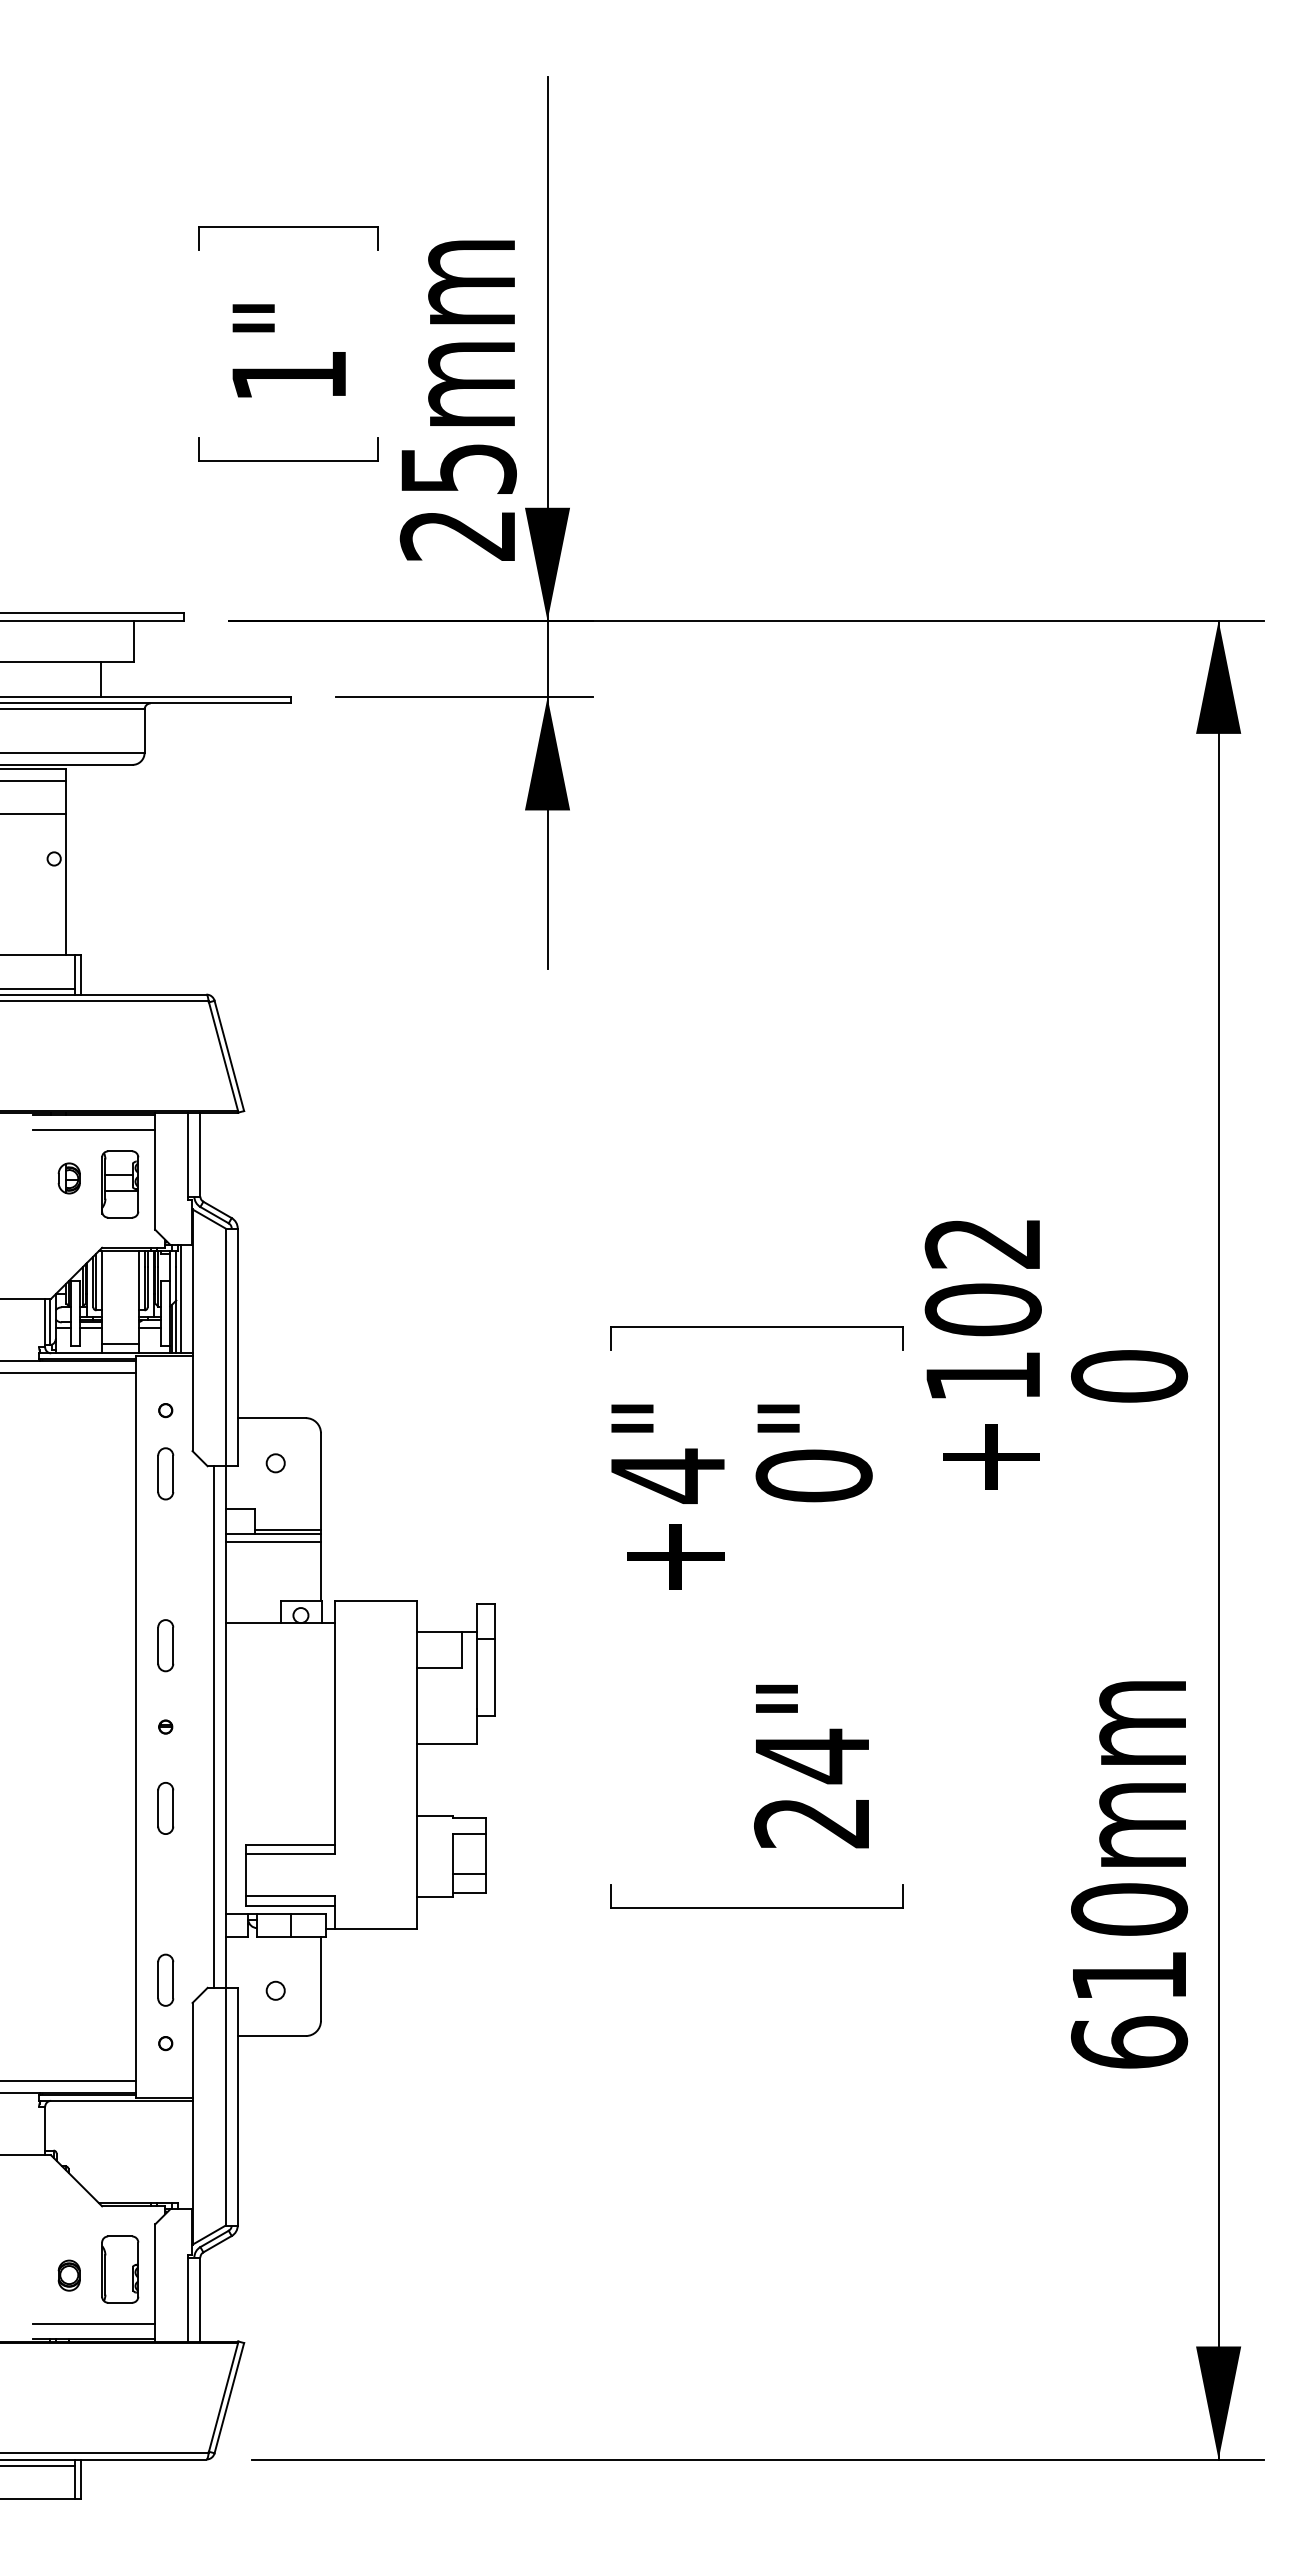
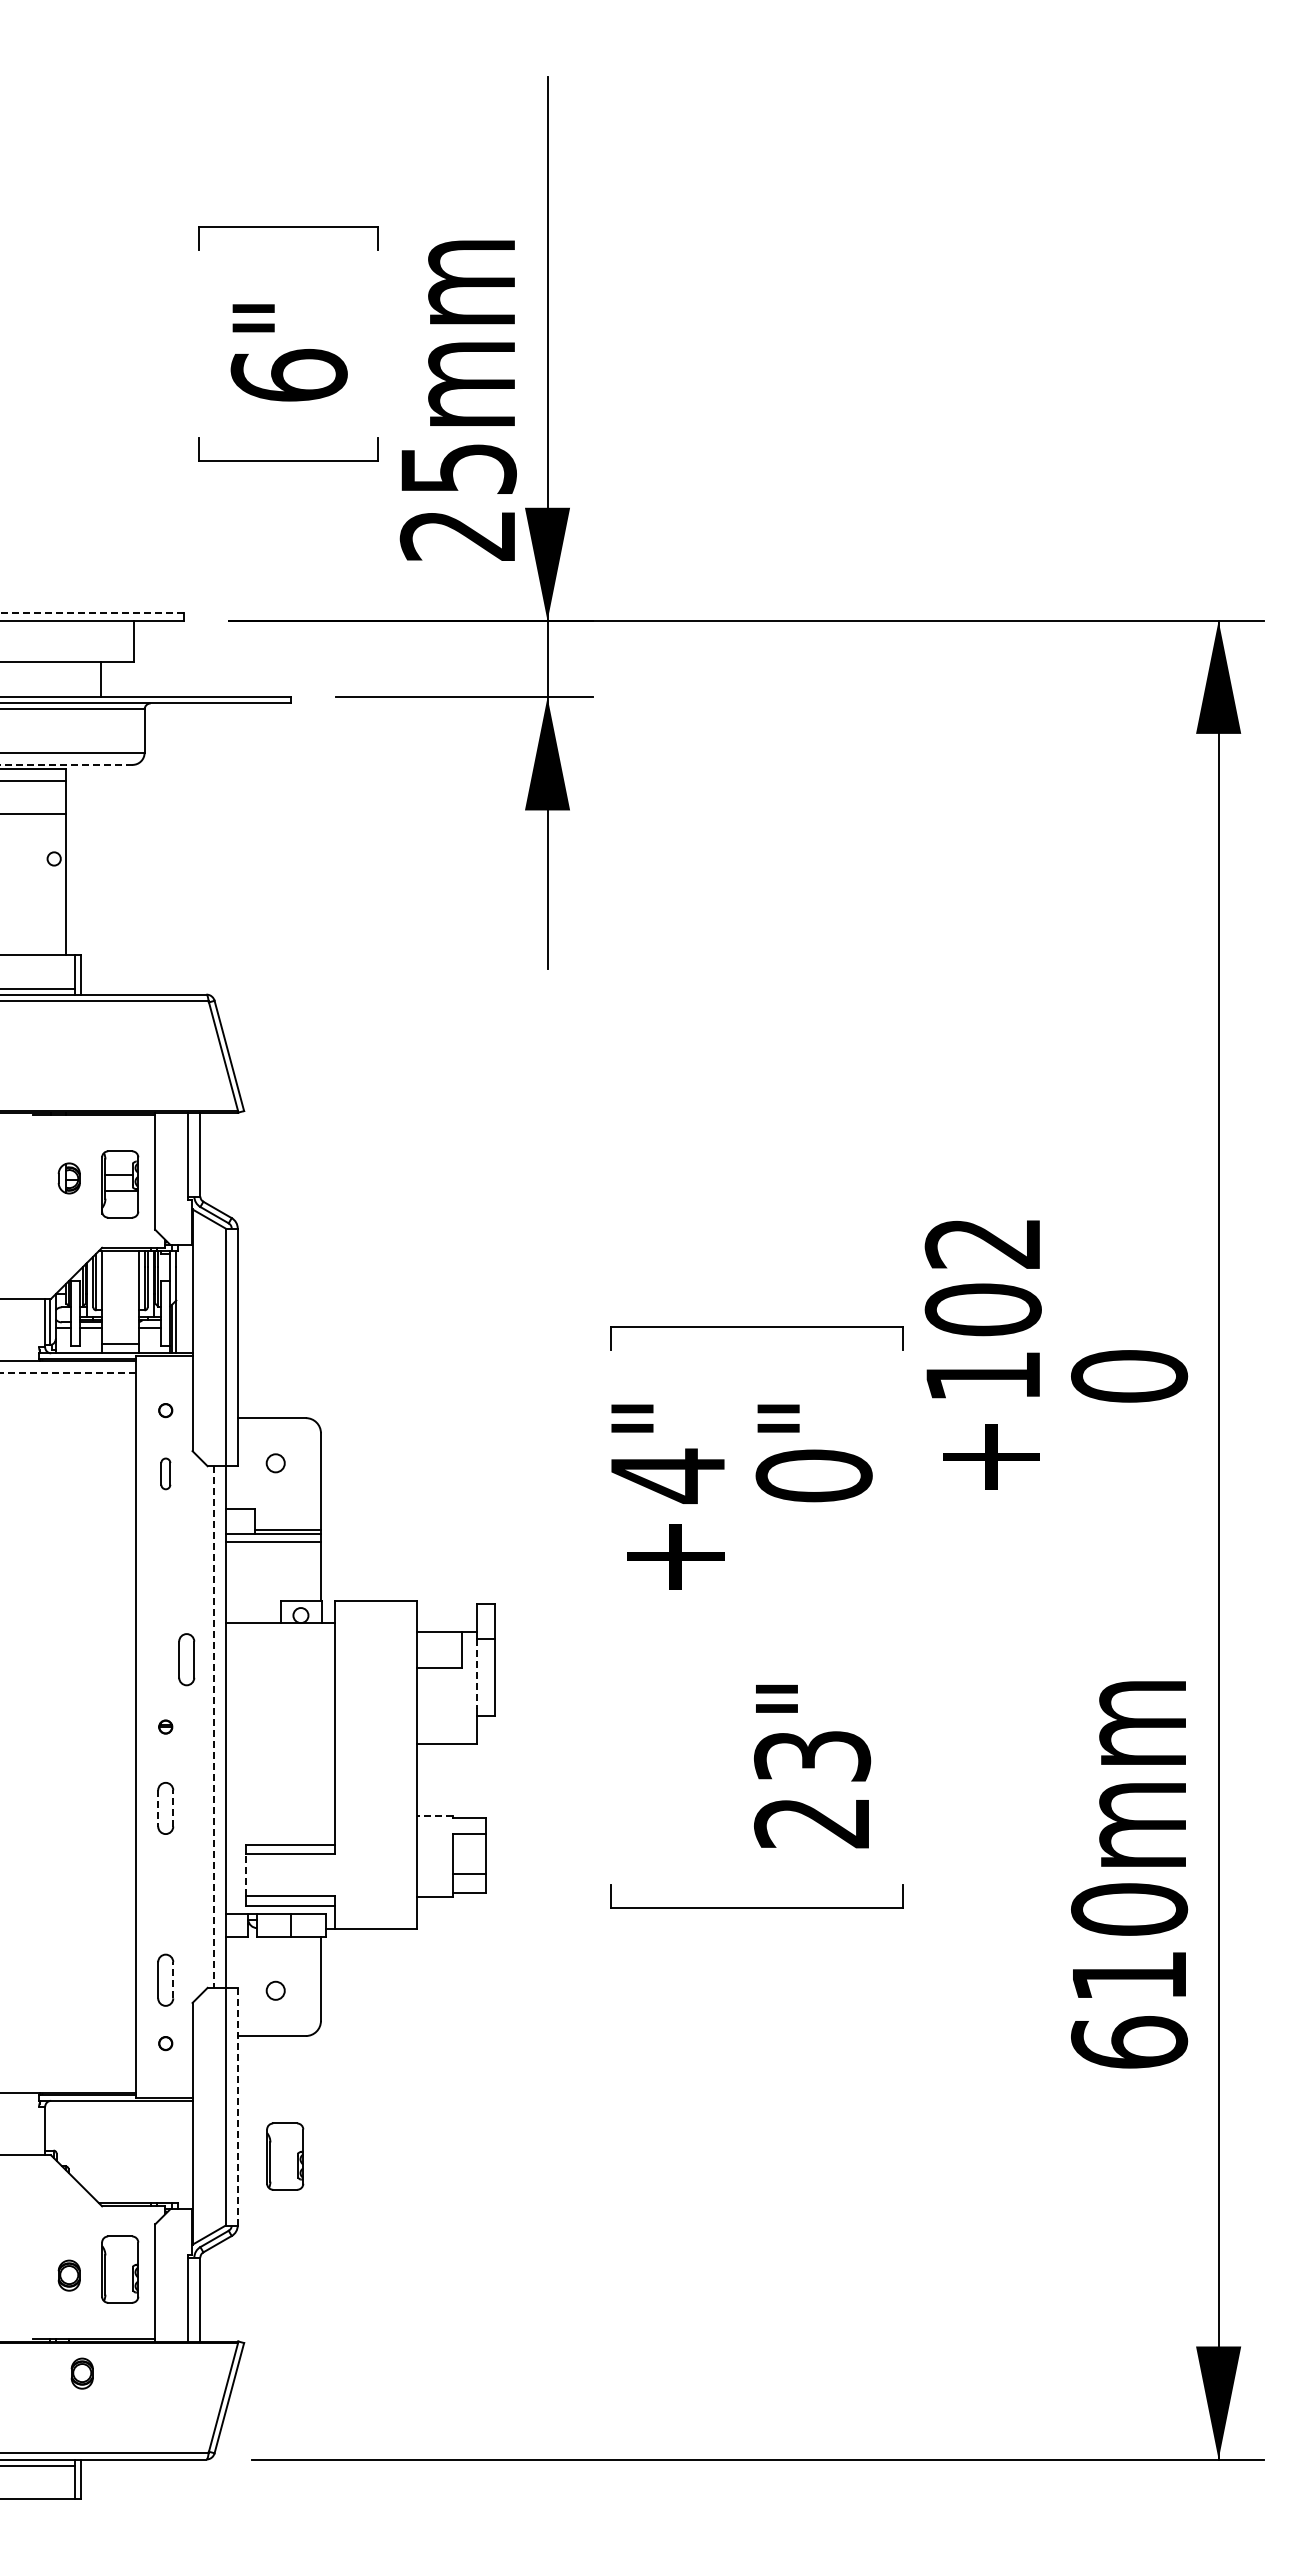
text: 1" -> 6" (288, 374)
line: solid -> dashed (91, 612)
line: solid -> dashed (66, 764)
line: present -> none (94, 1130)
line: present -> none (180, 1298)
line: solid -> dashed (67, 1372)
part size: 18x54 px -> 12x34 px (165, 1473)
part position: (165, 1645) -> (186, 1659) (186, 1659)
line: solid -> dashed (477, 1674)
line: solid -> dashed (213, 1727)
text: 24" -> 23" (812, 1756)
line: solid -> dashed (173, 1807)
line: solid -> dashed (158, 1808)
line: solid -> dashed (434, 1816)
line: solid -> dashed (245, 1875)
line: solid -> dashed (173, 1979)
line: present -> none (68, 2081)
line: solid -> dashed (237, 2106)
part: none -> present (285, 2156)
line: present -> none (94, 2323)
part: none -> present (81, 2373)
